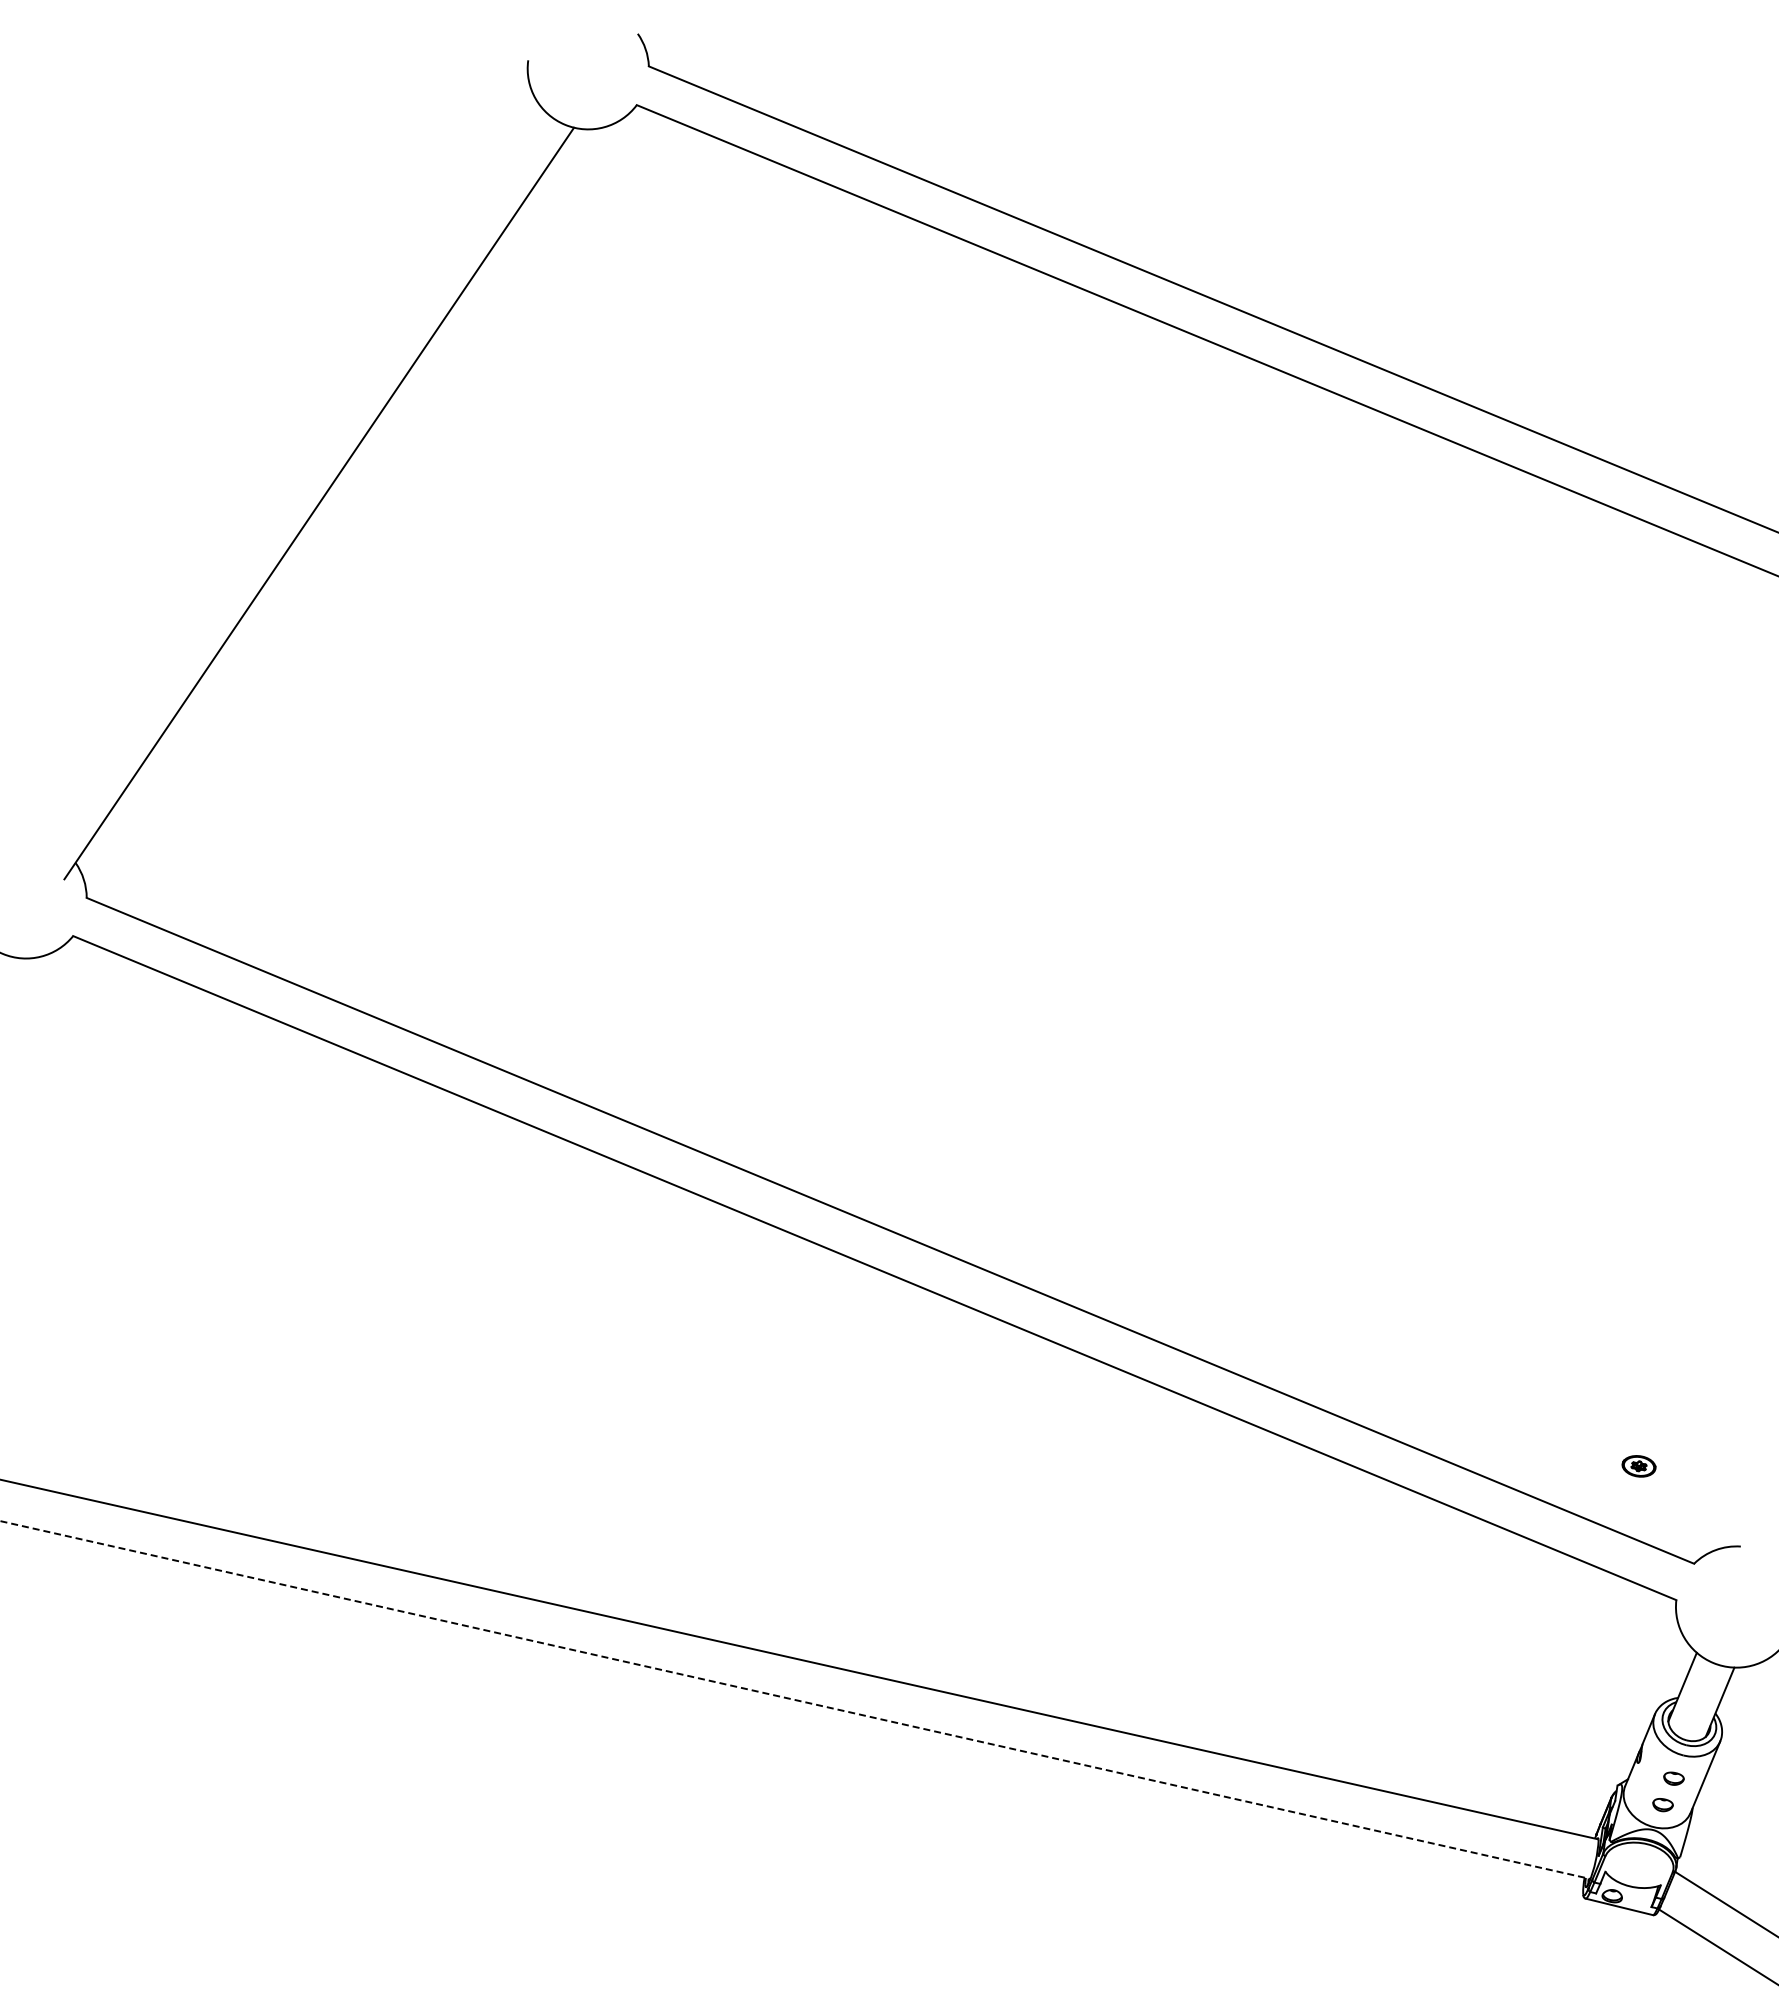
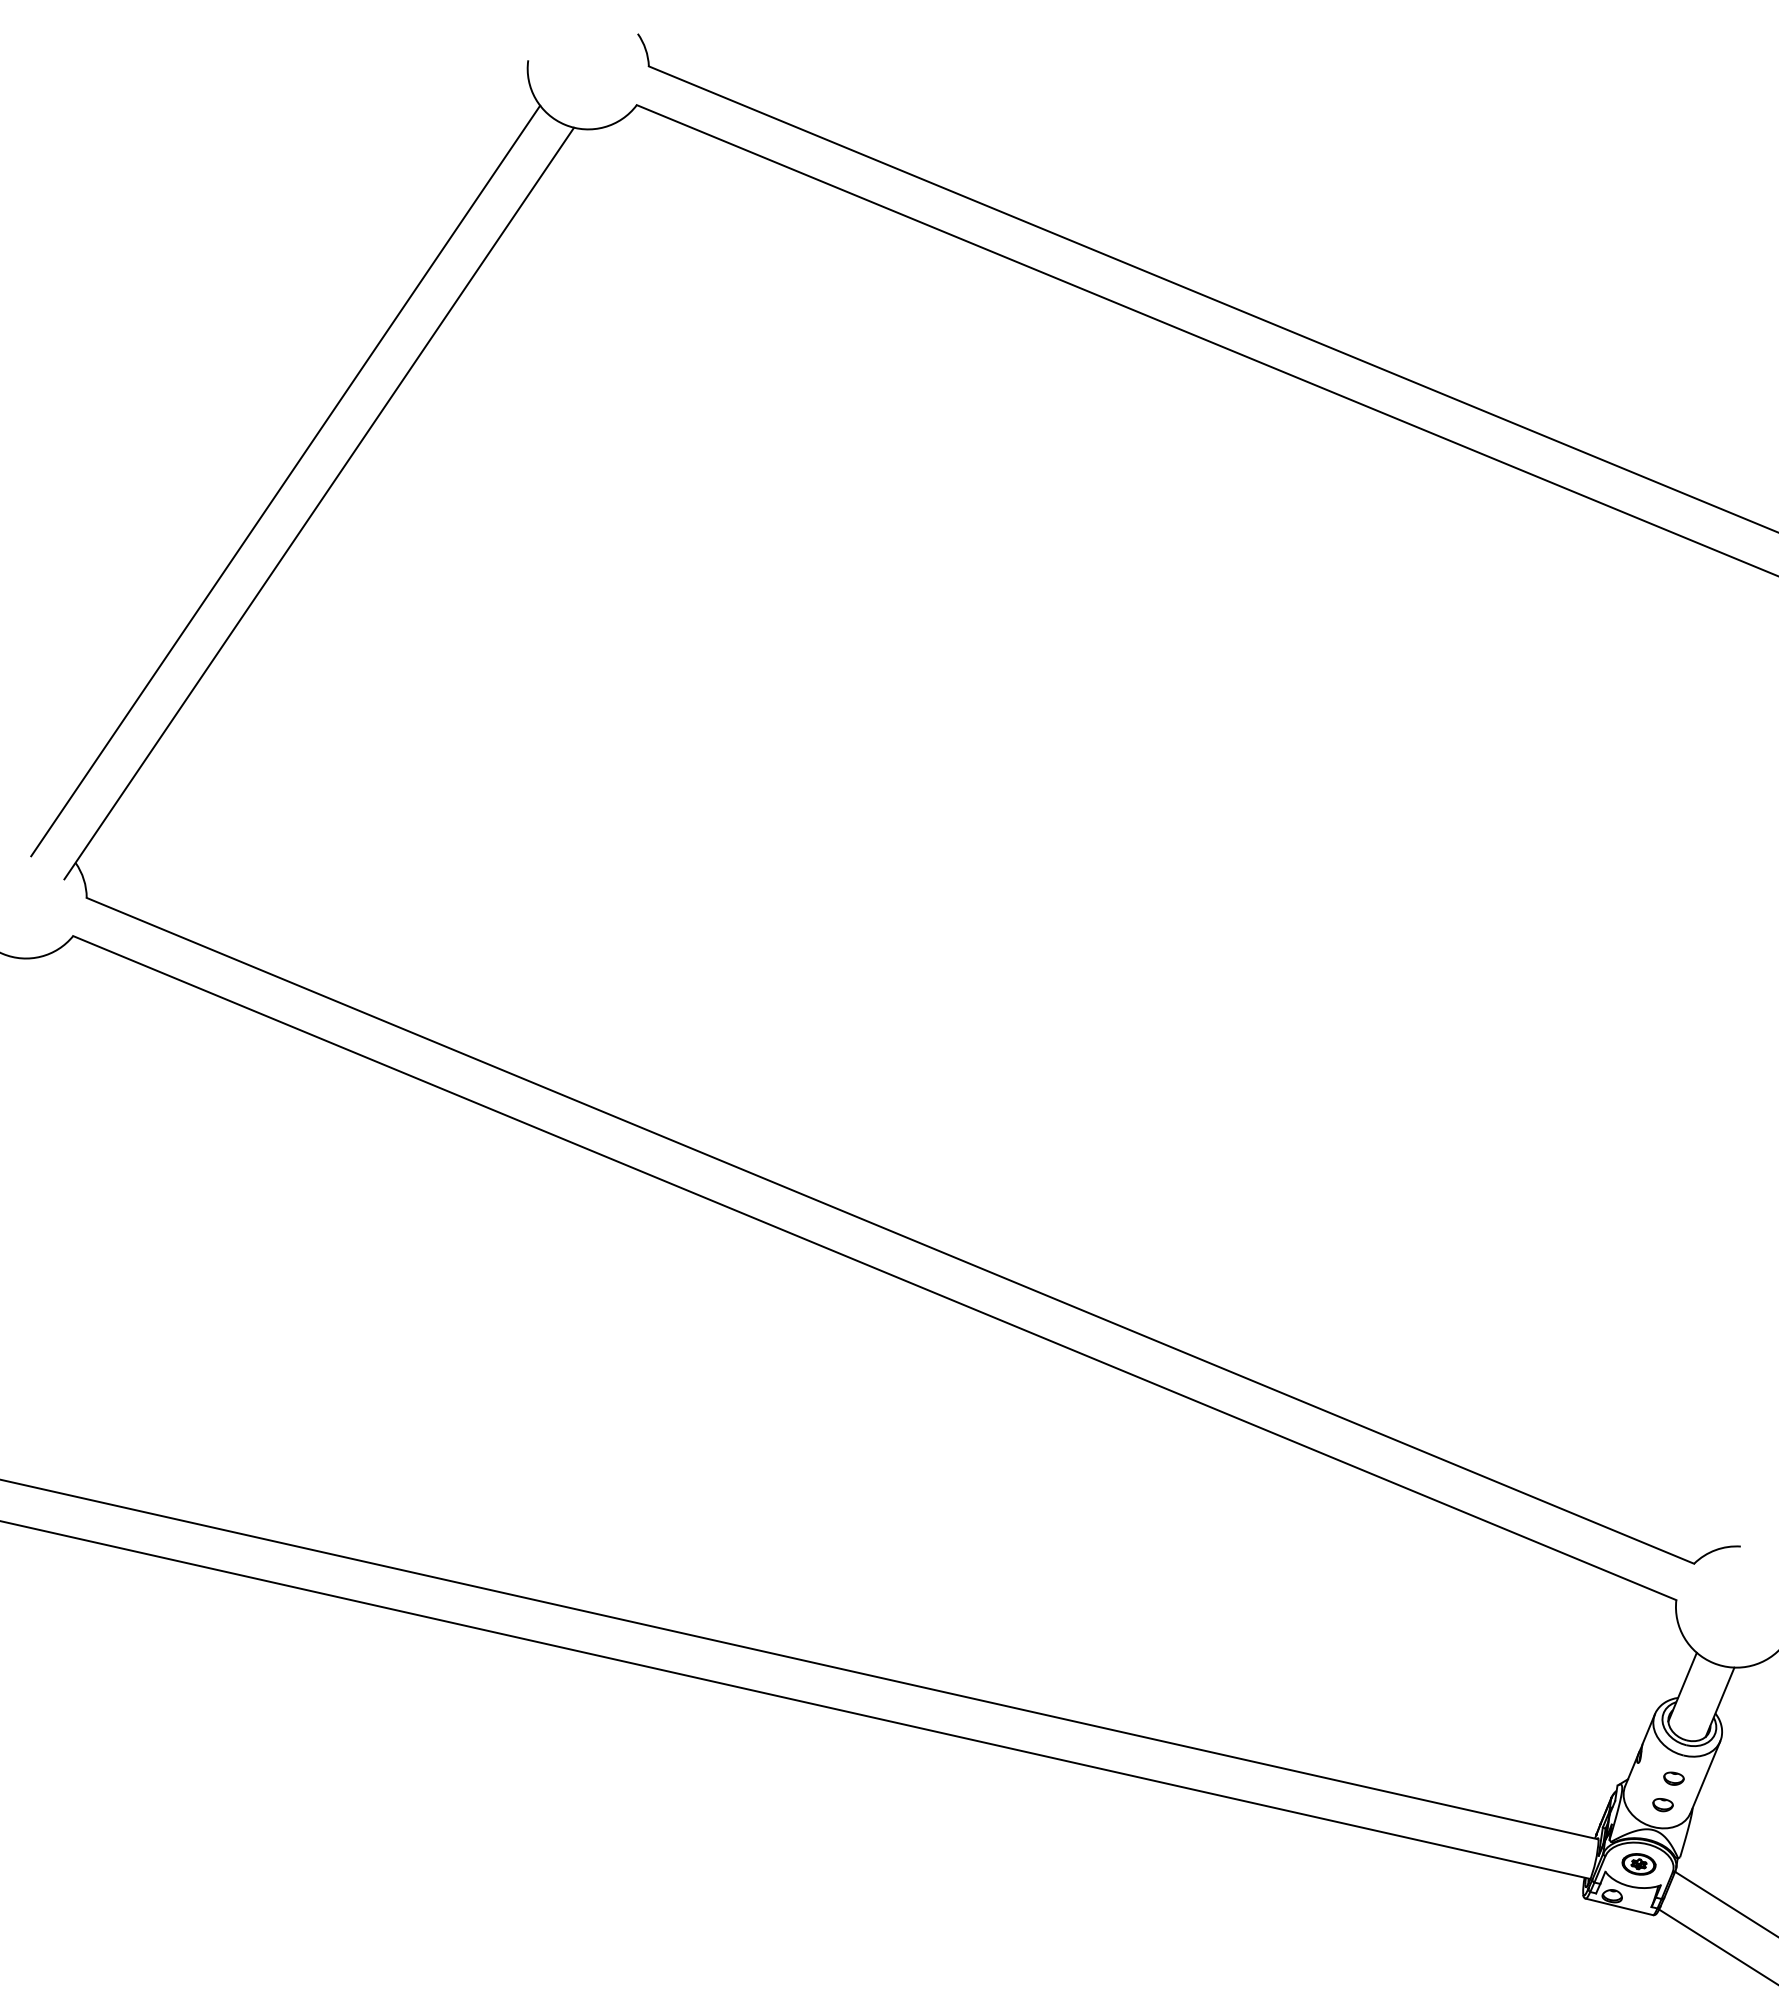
line: none -> present (285, 480)
part position: (1638, 1466) -> (1638, 1864) (1638, 1864)
line: dashed -> solid (795, 1700)
